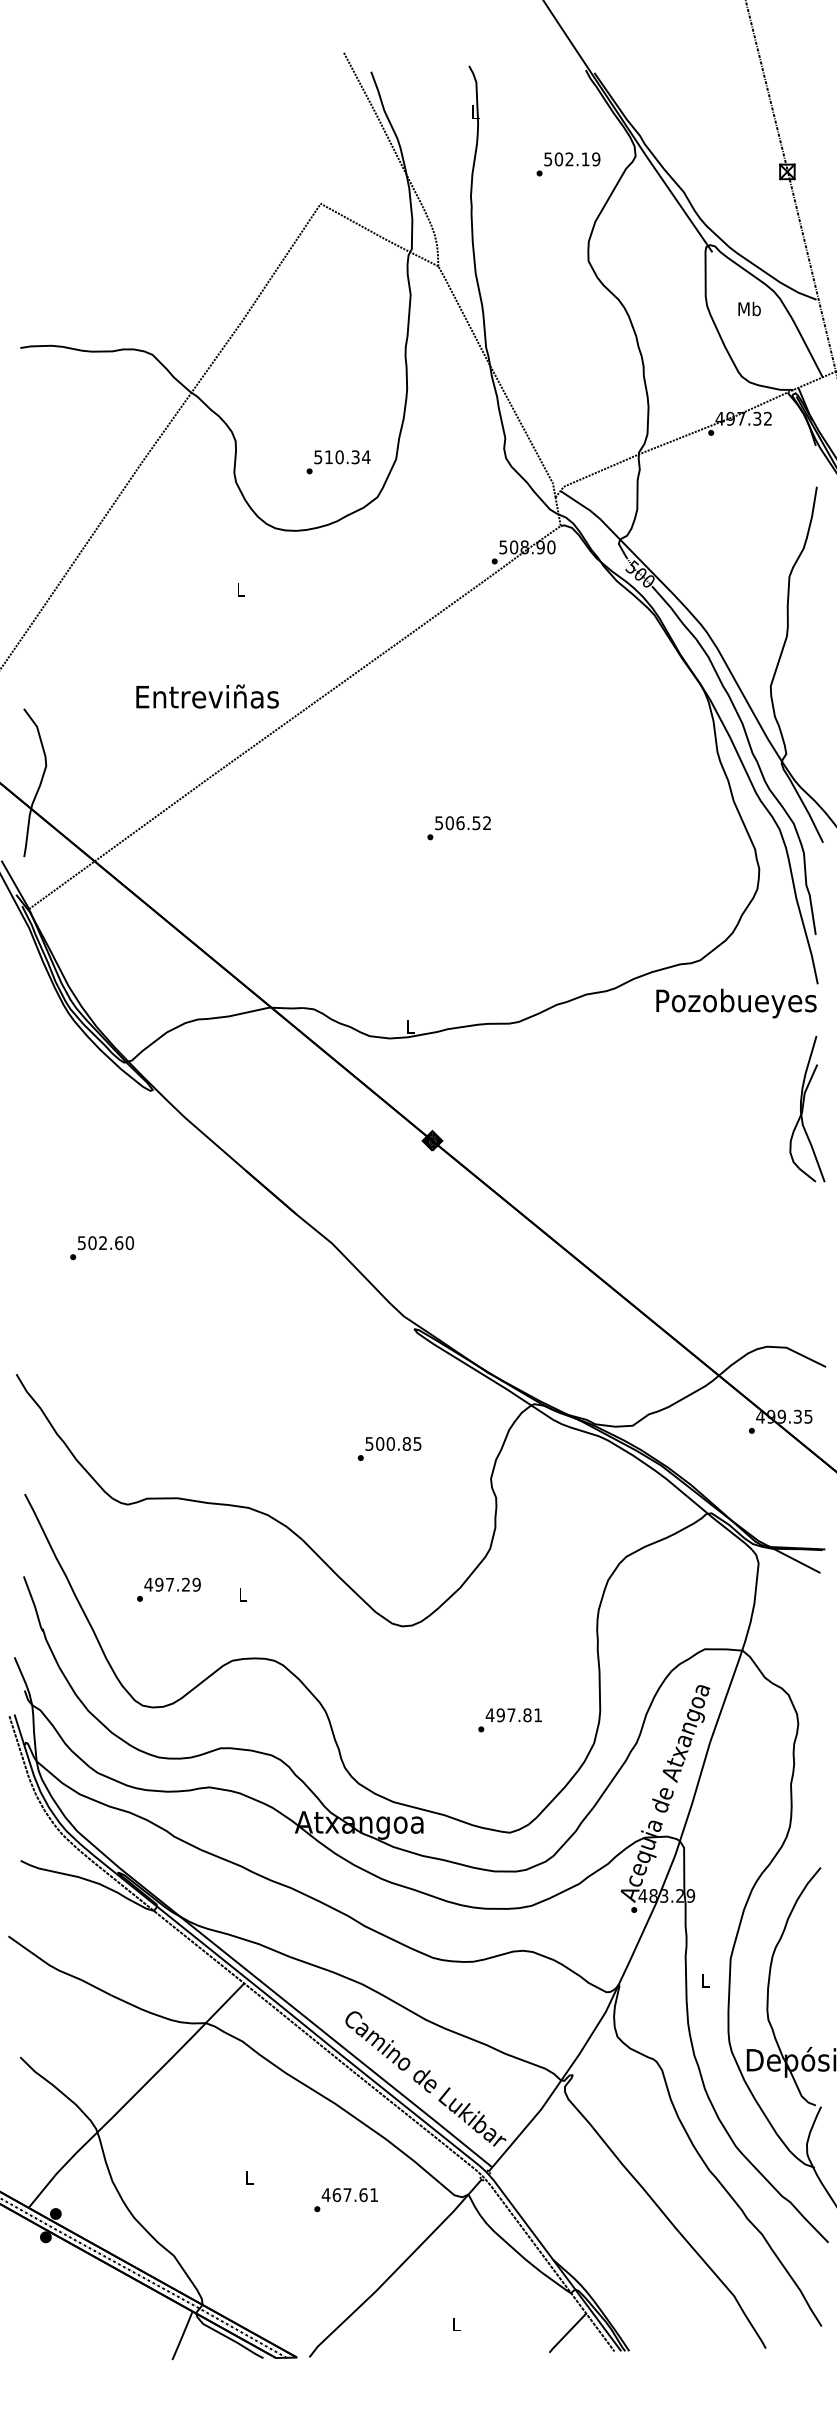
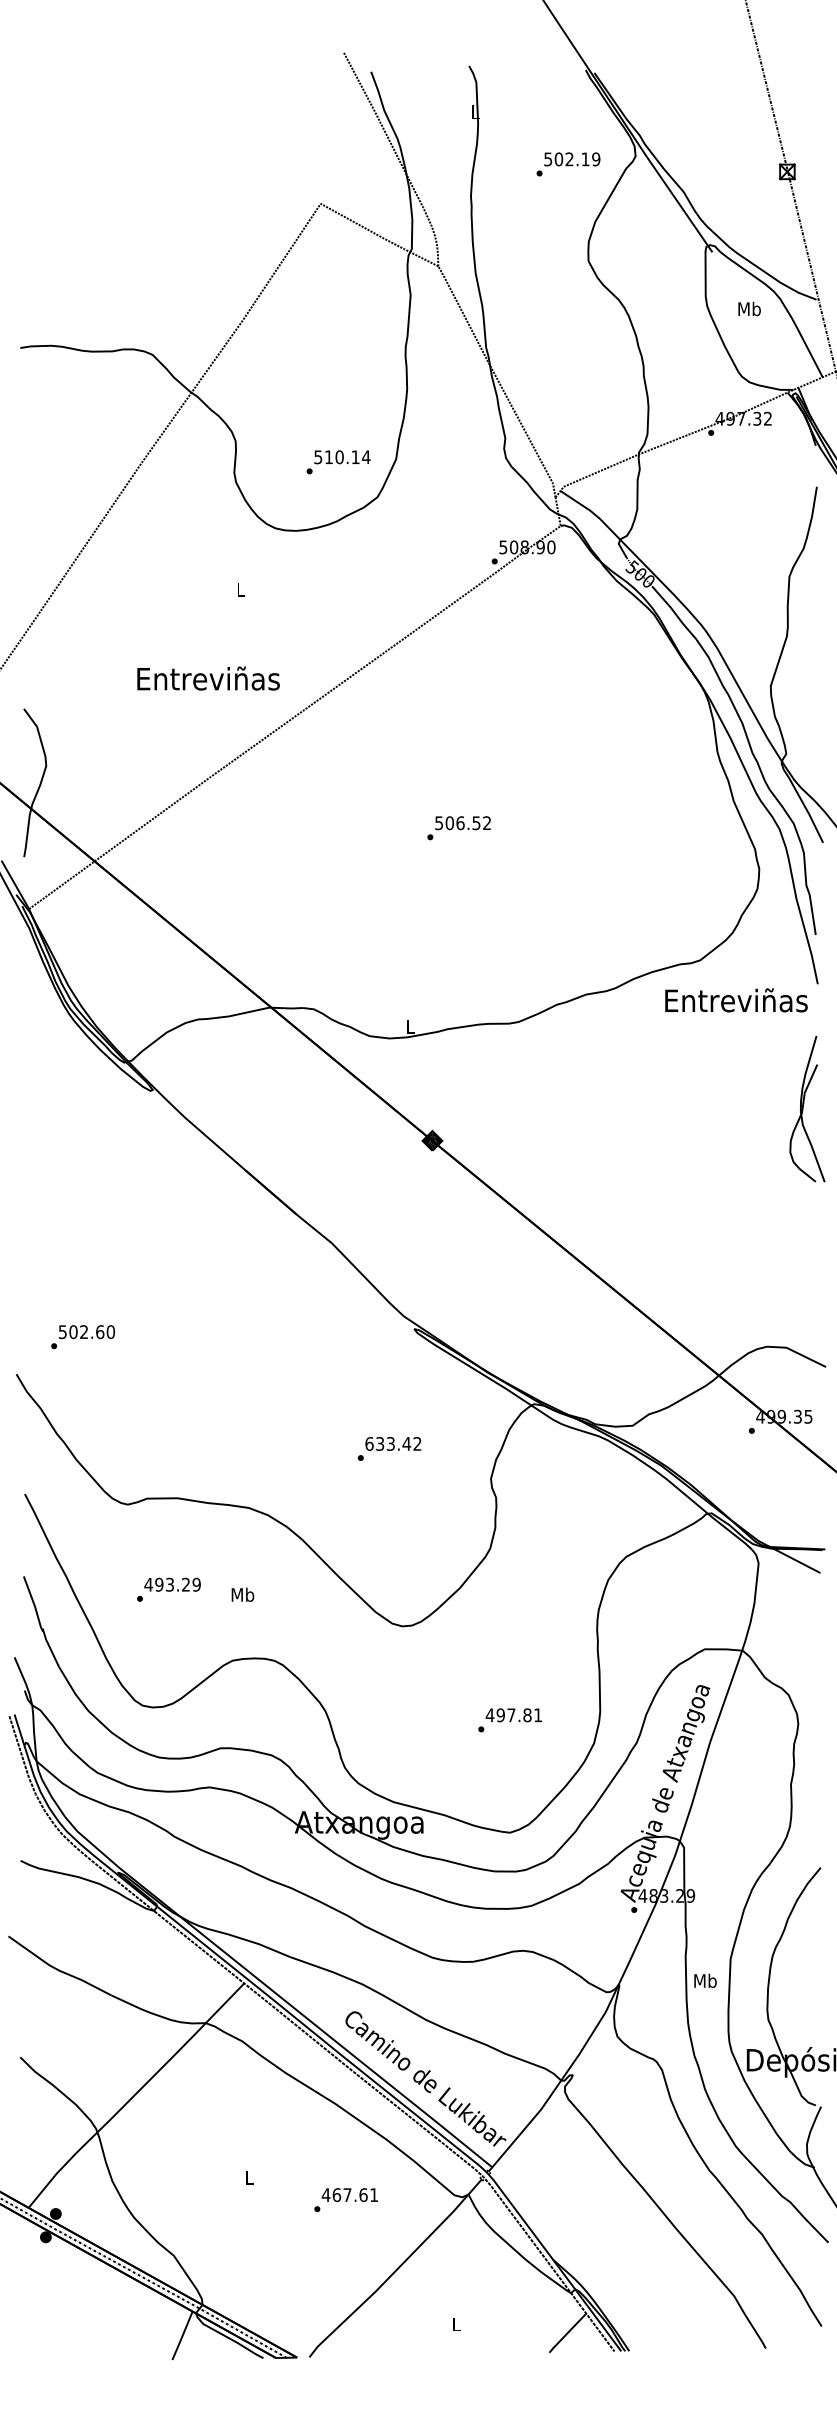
text: 510.34 -> 510.14 (355, 457)
text position: (207, 696) -> (208, 678) (208, 678)
text: Pozobueyes -> Entreviñas (736, 1003)
text position: (101, 1248) -> (82, 1337) (82, 1337)
text: 500.85 -> 633.42 (393, 1443)
text: 497.29 -> 493.29 (169, 1584)
text: L -> Mb (242, 1594)
text: L -> Mb (705, 1980)
